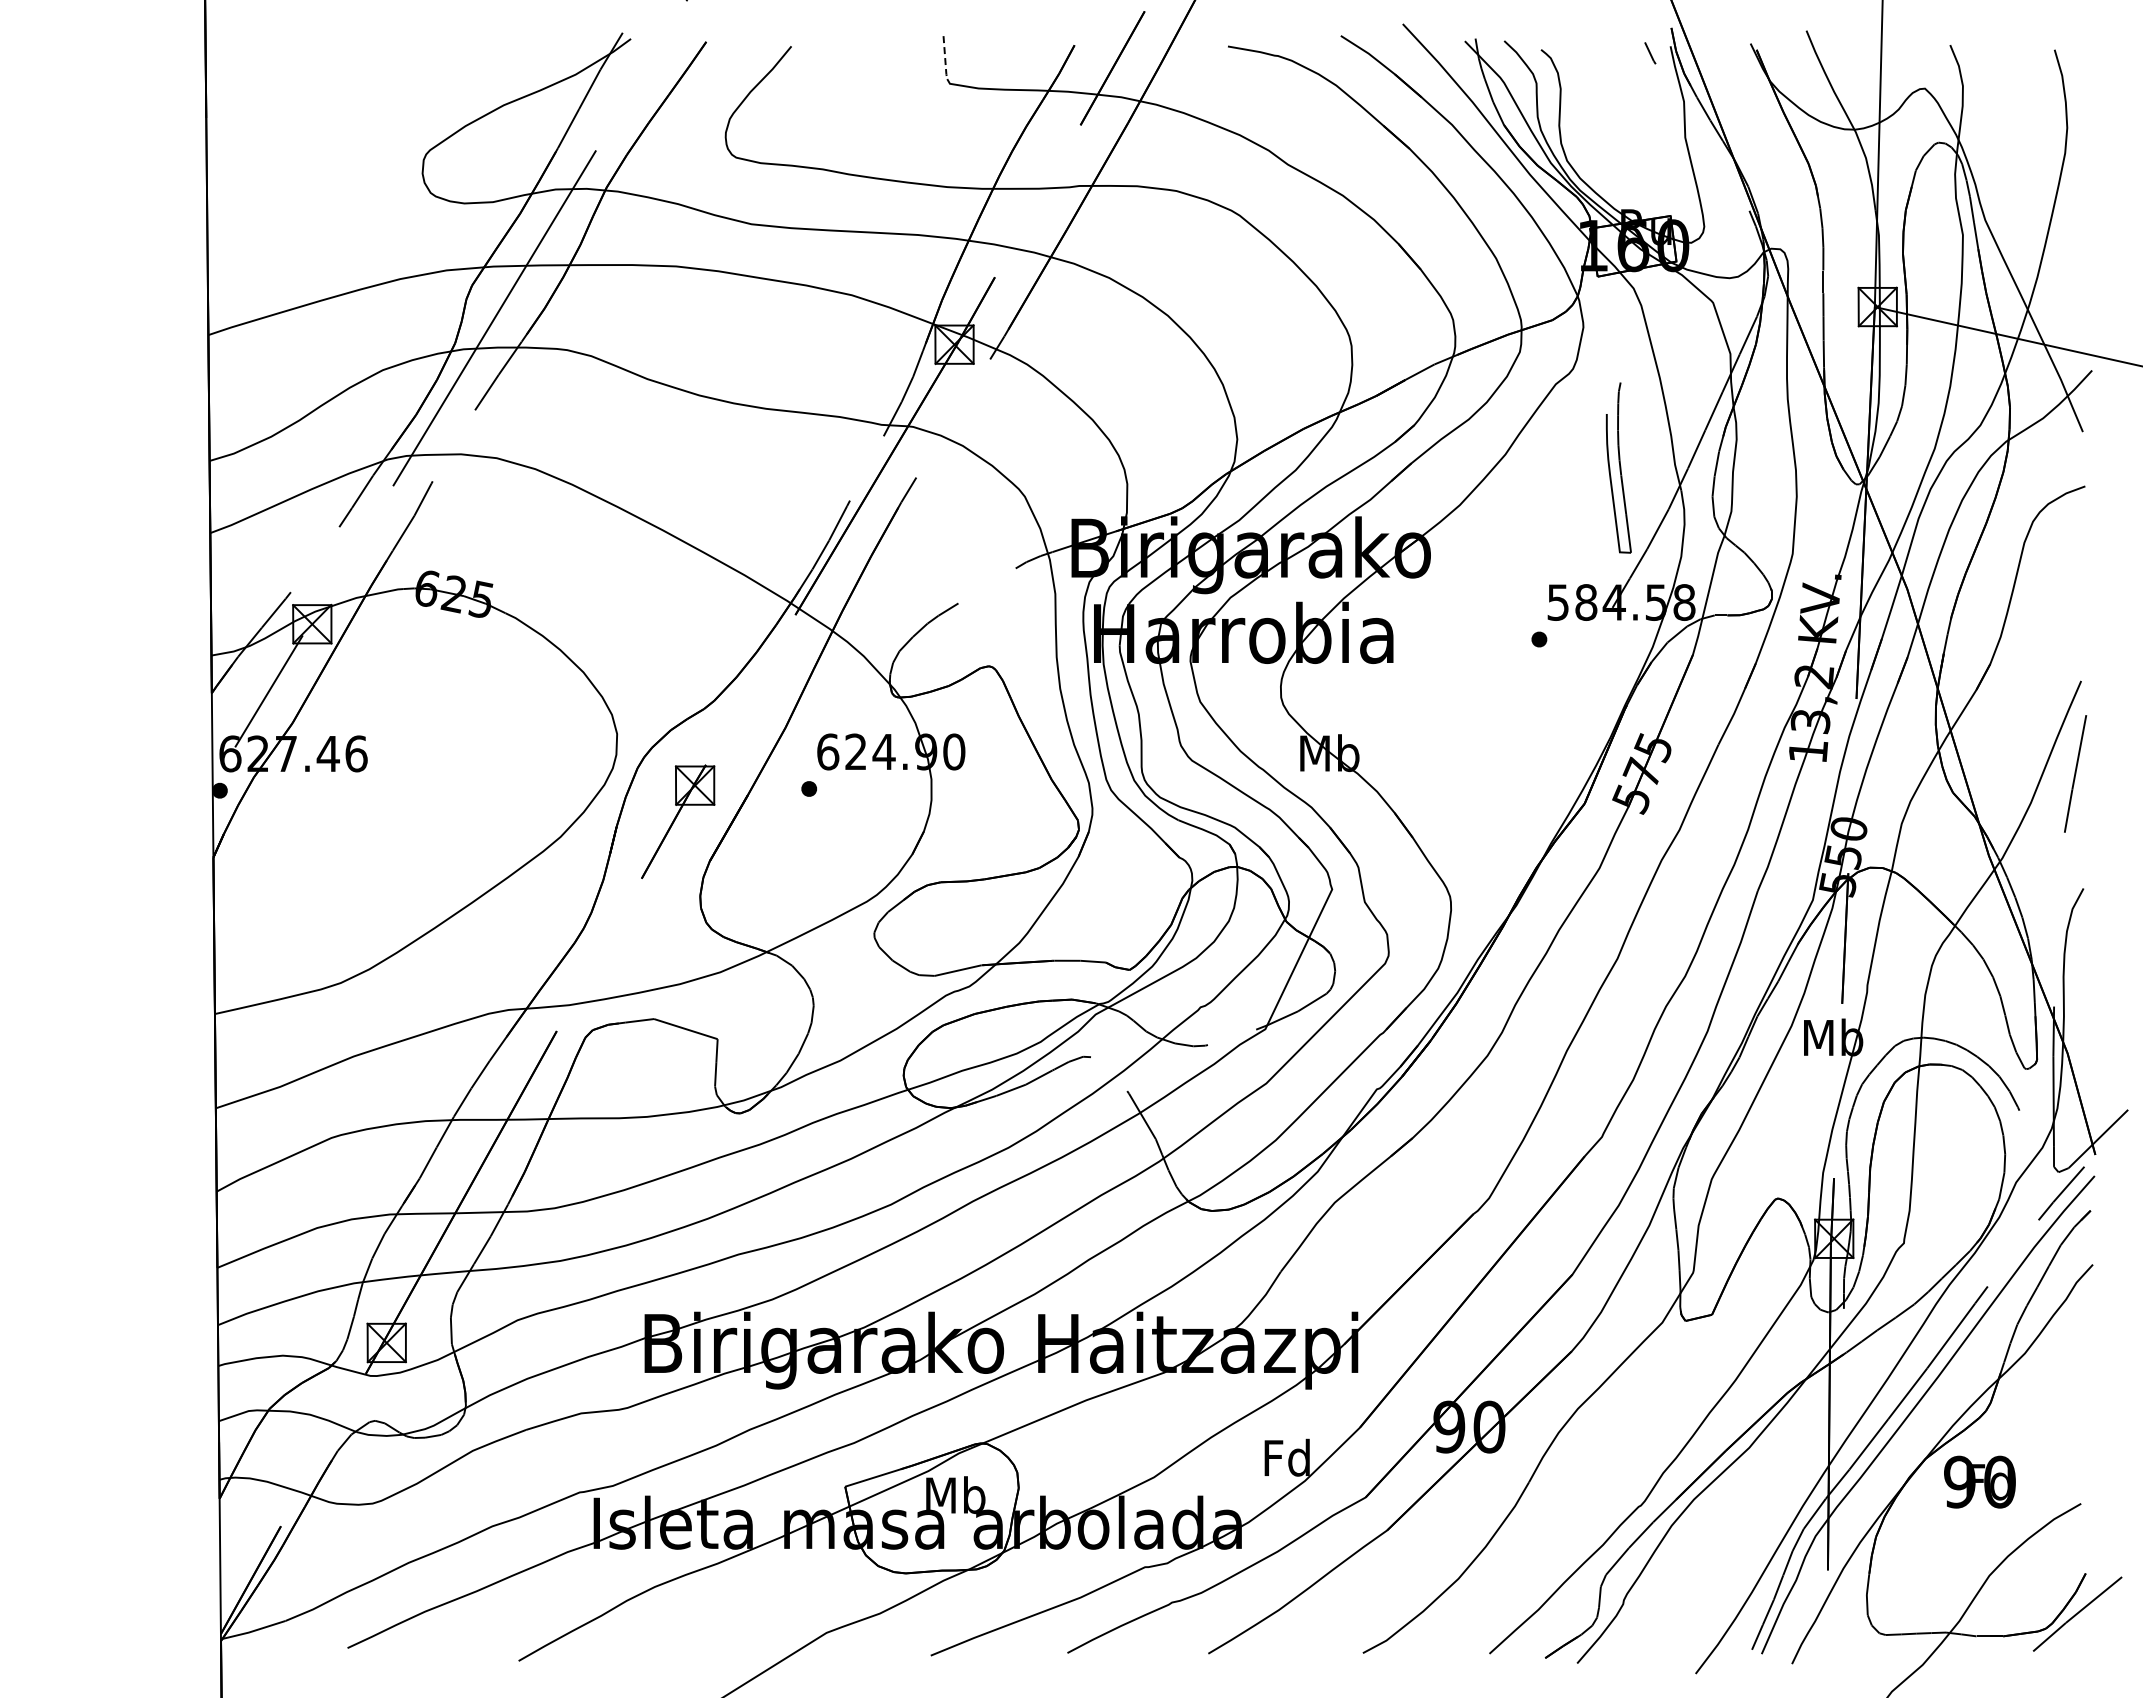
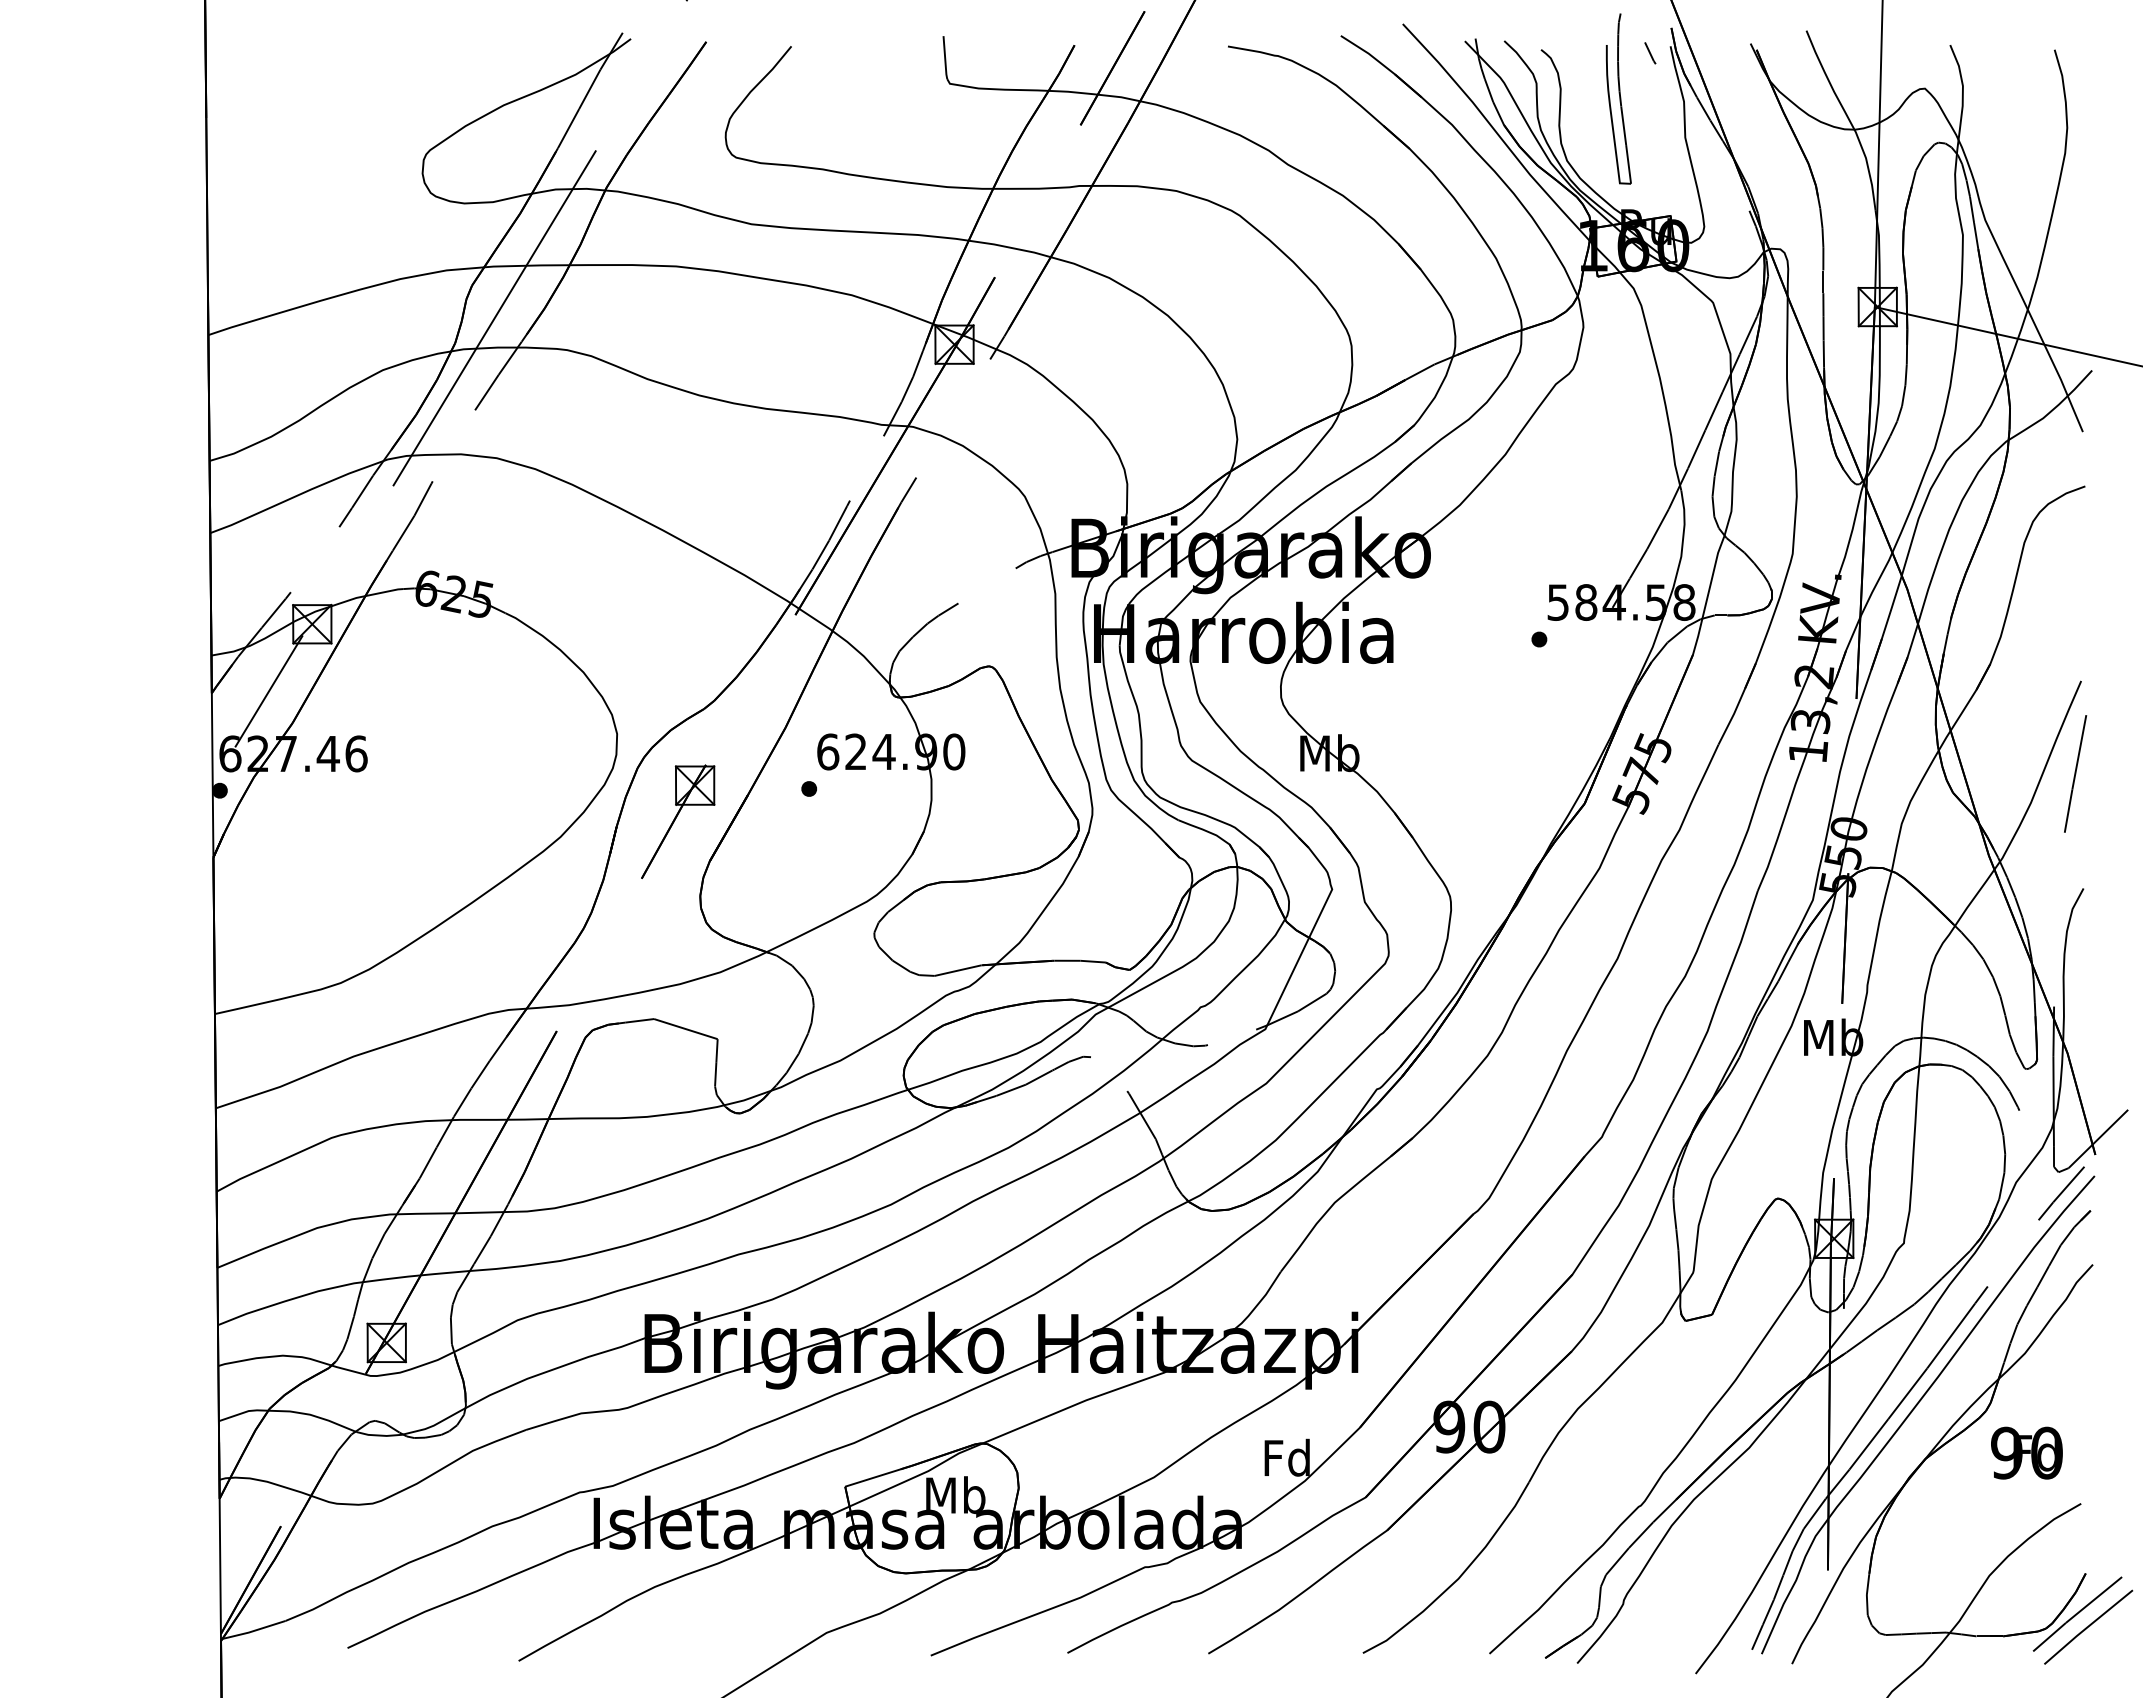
line: dashed -> solid (945, 58)
part position: (1618, 467) -> (1618, 98) (1618, 98)
text position: (1979, 1481) -> (2026, 1452) (2026, 1452)
line: none -> present (2088, 1626)
